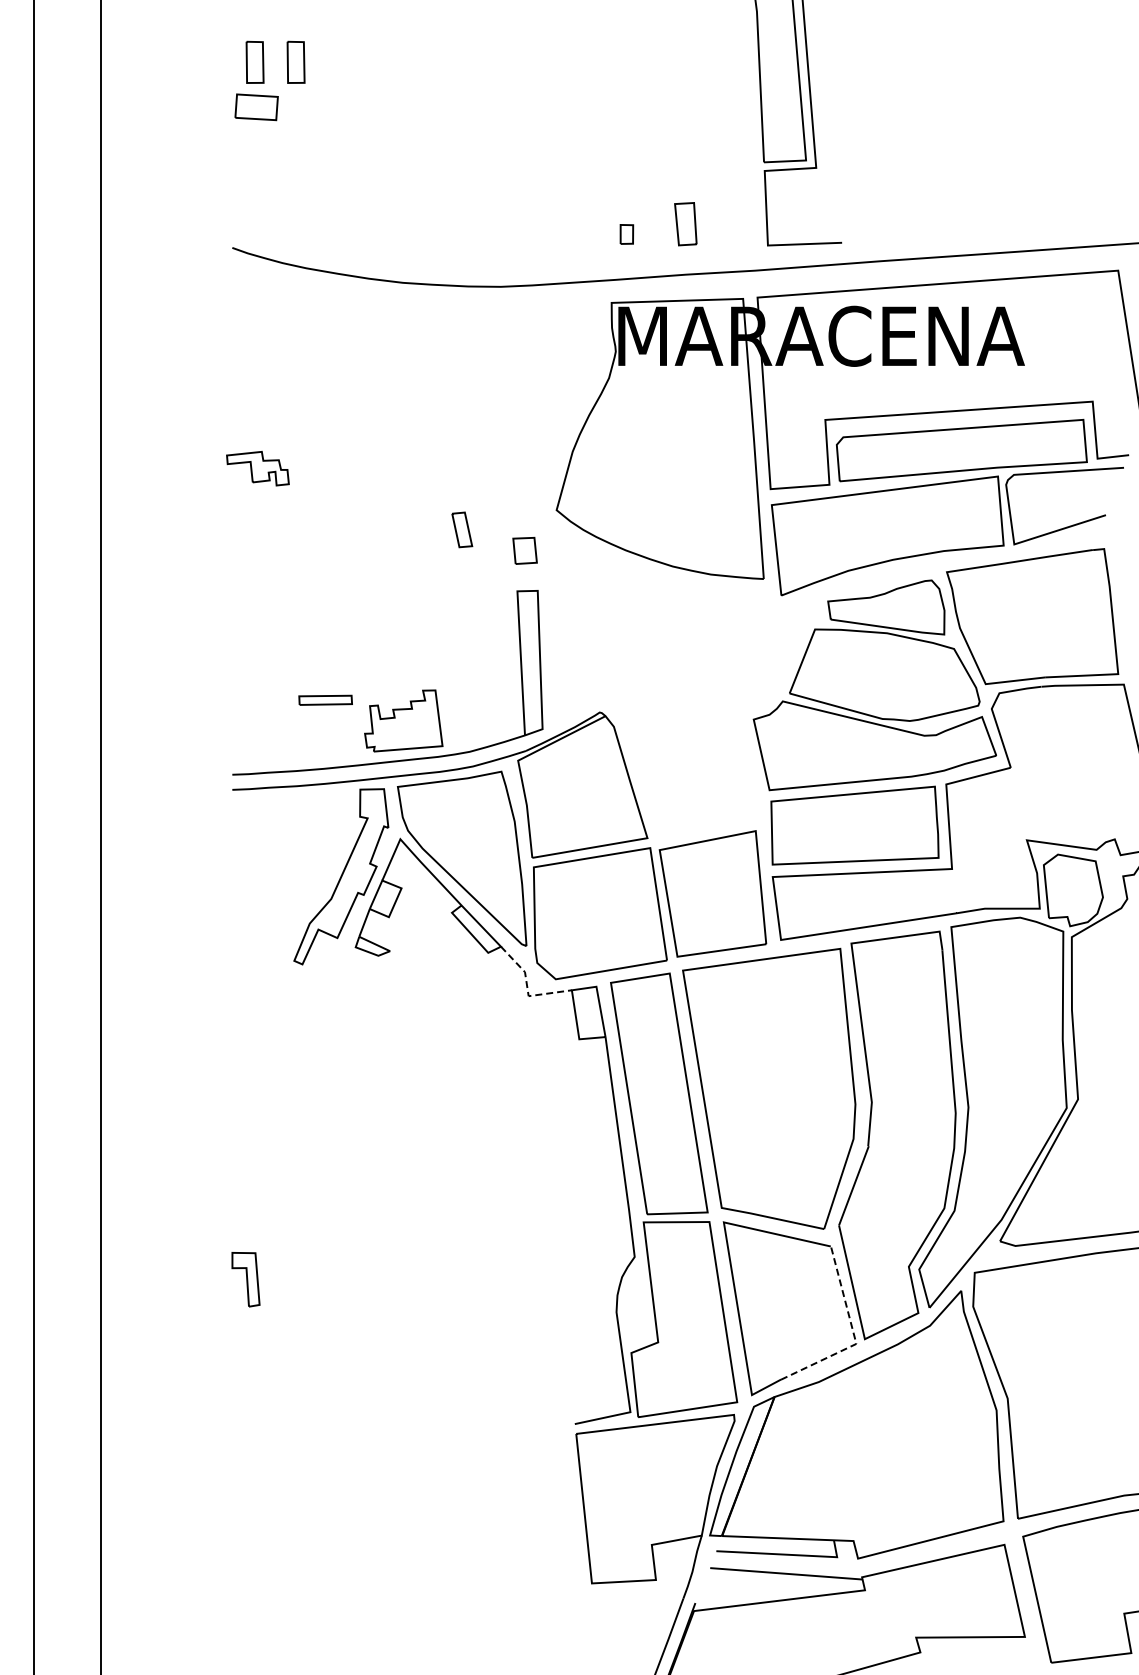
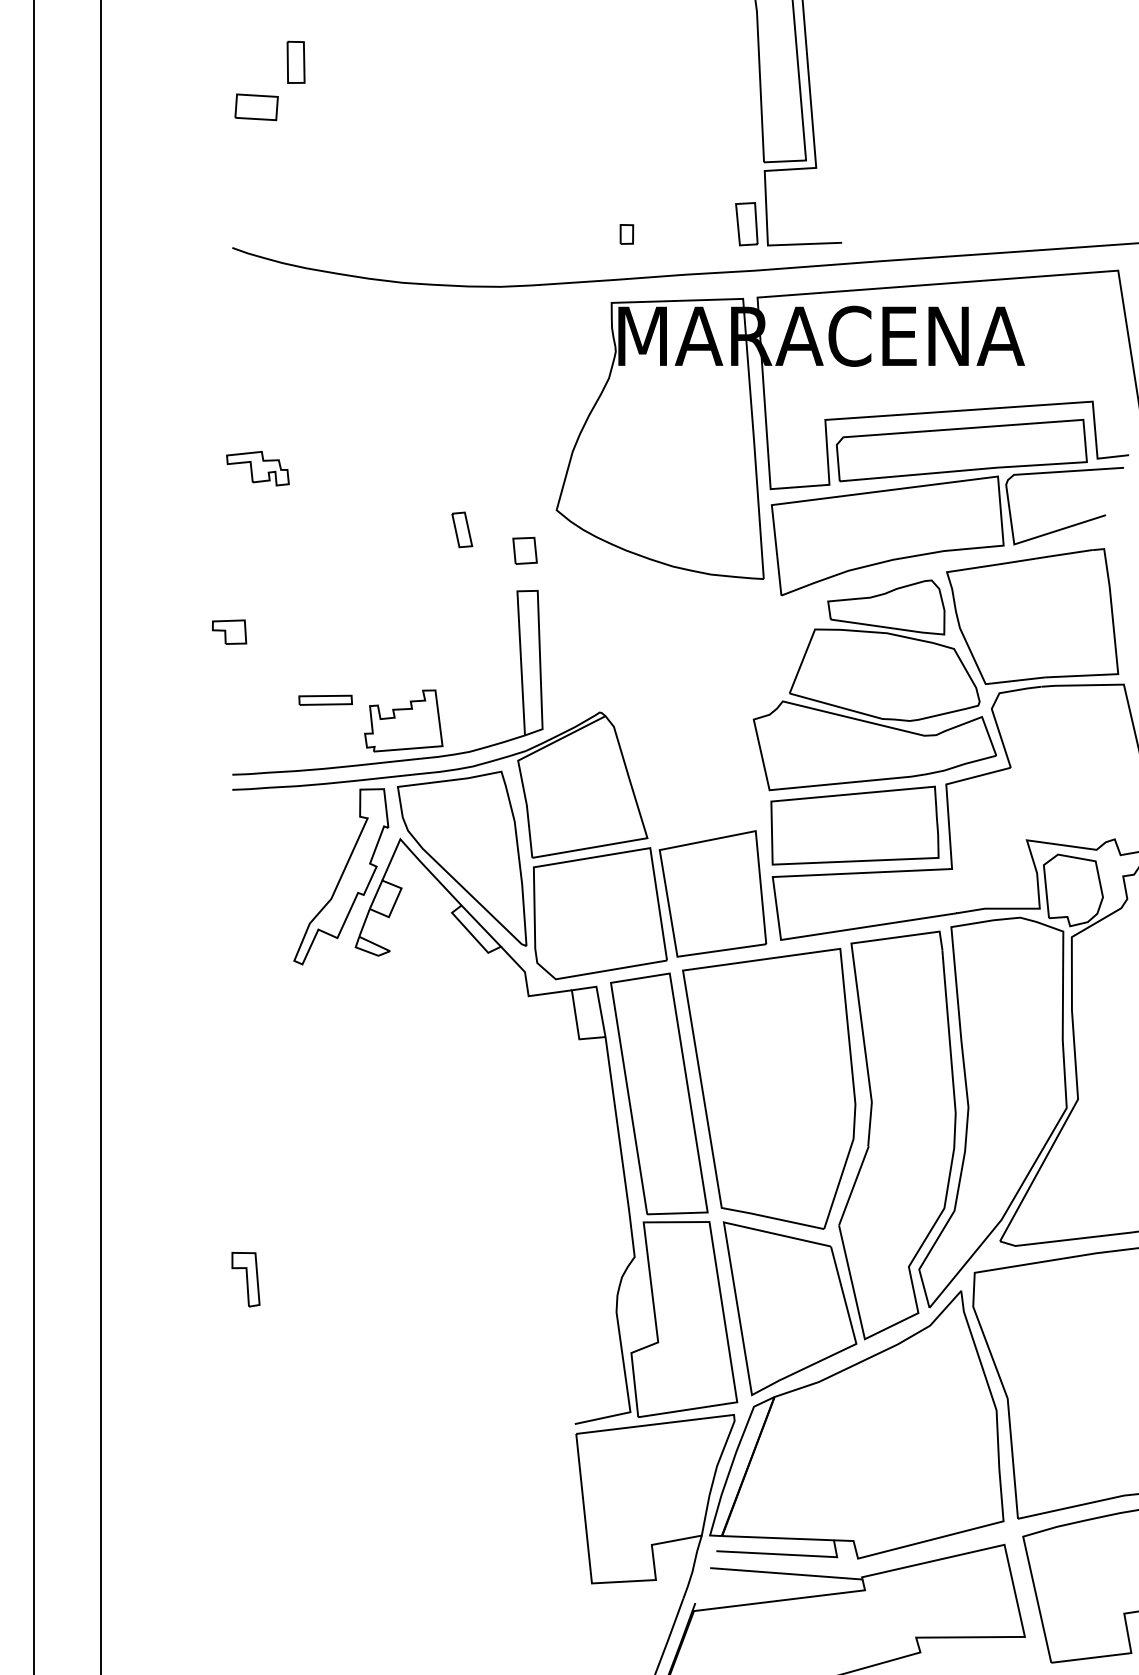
part: present -> none (254, 61)
part position: (685, 224) -> (746, 224) (746, 224)
part: none -> present (229, 631)
line: dashed -> solid (527, 988)
line: dashed -> solid (854, 1336)
